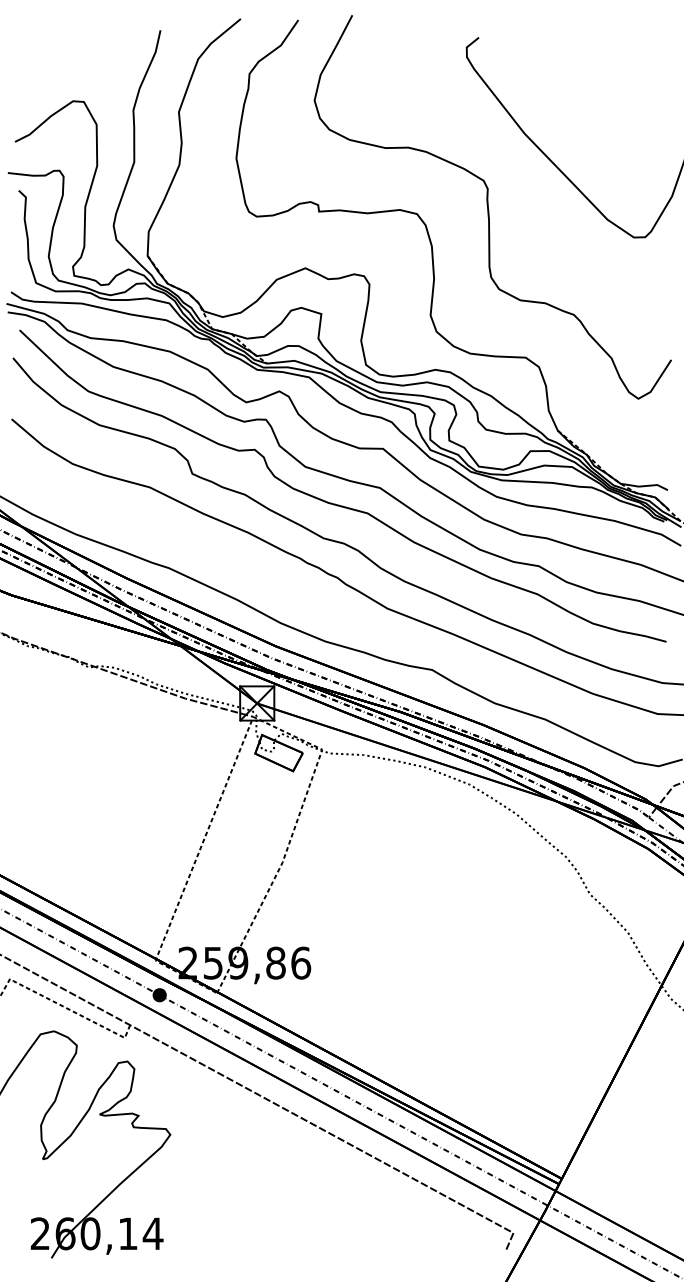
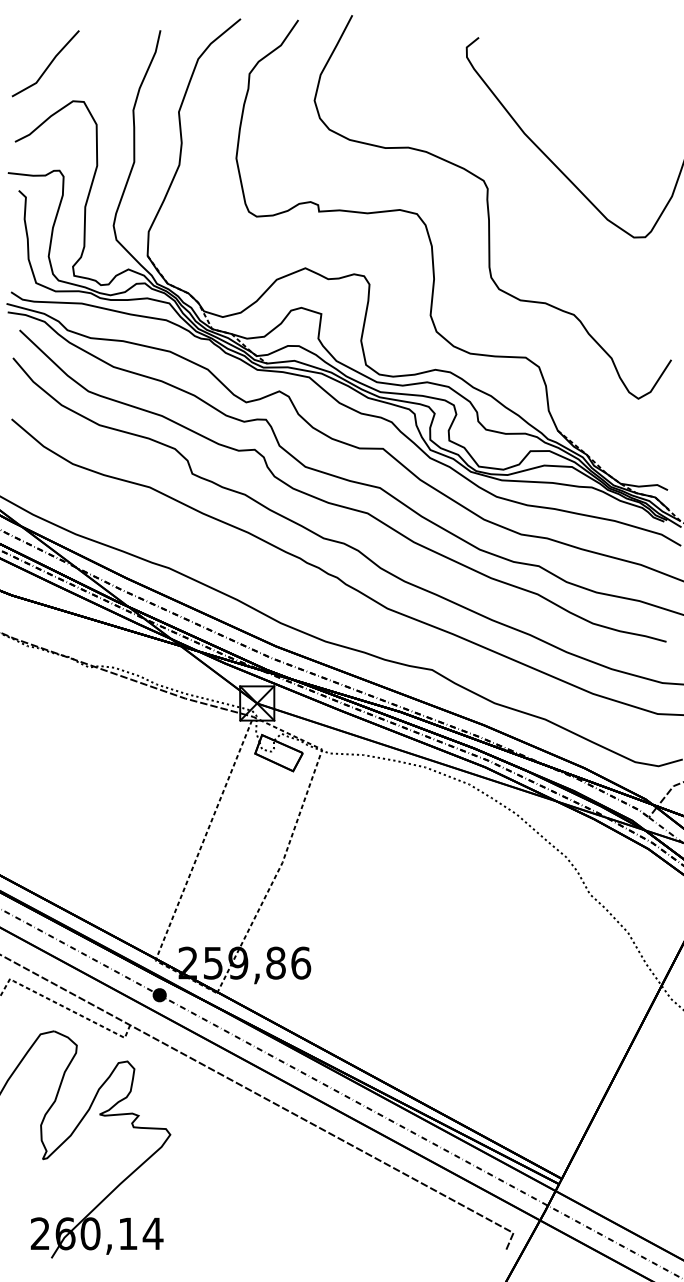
line: none -> present (48, 64)
